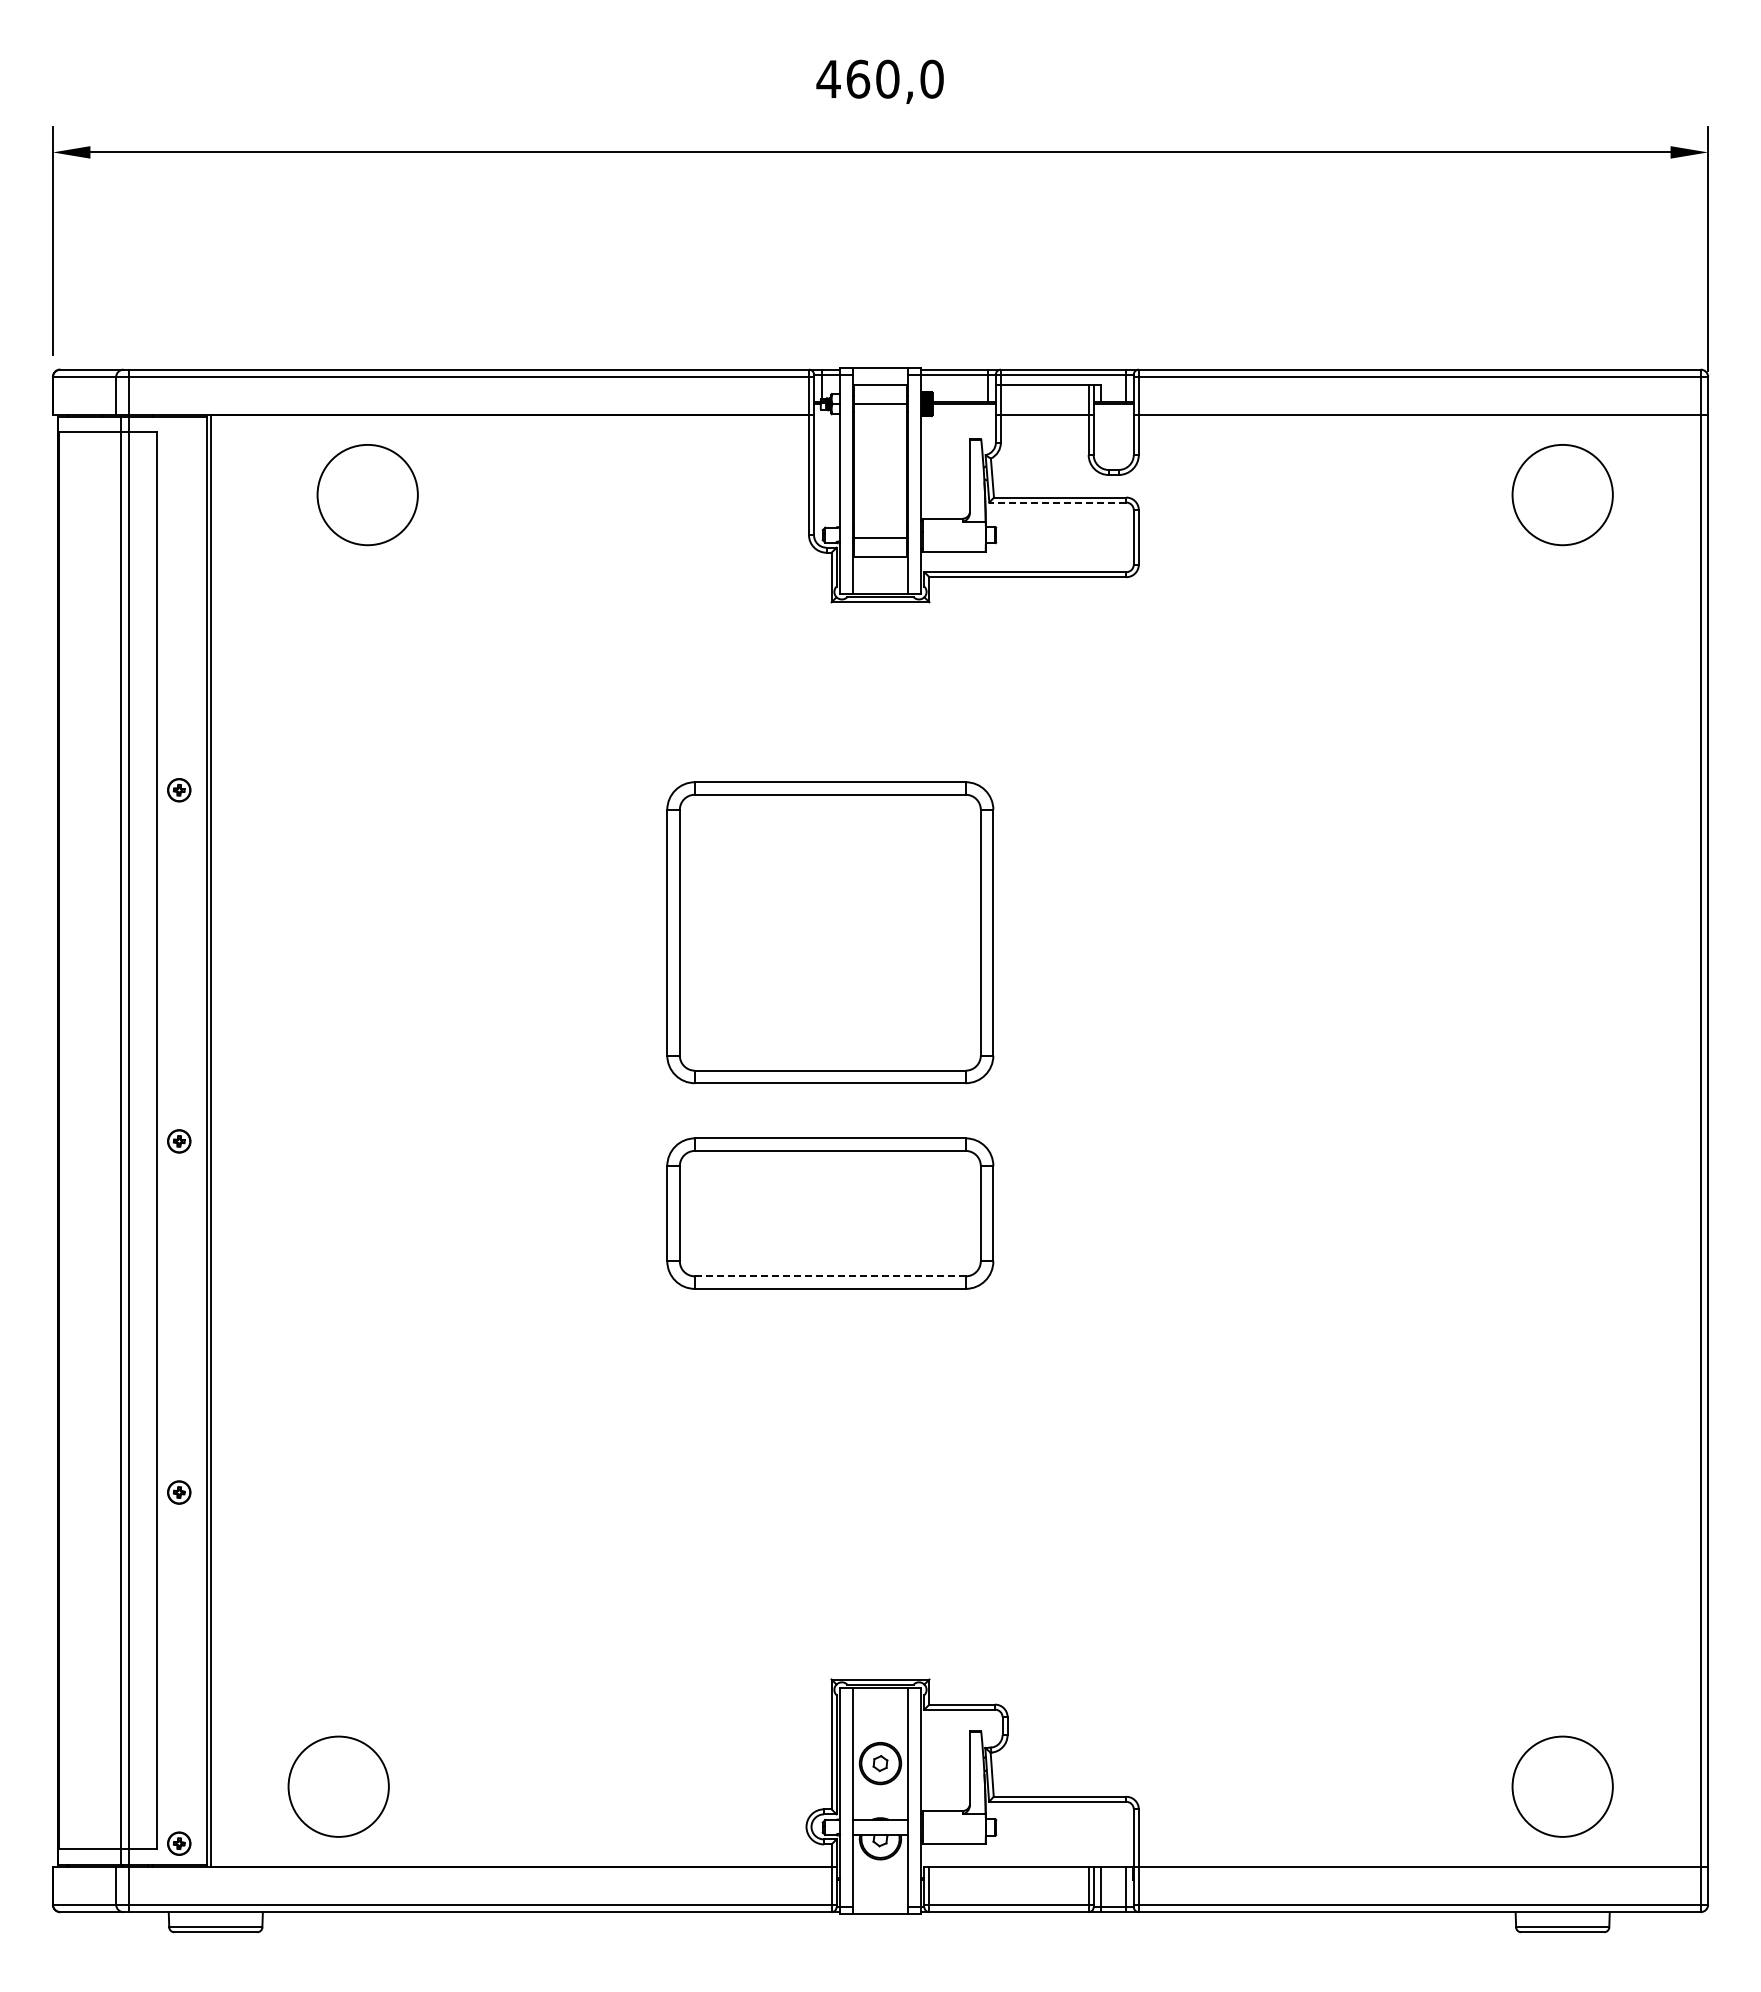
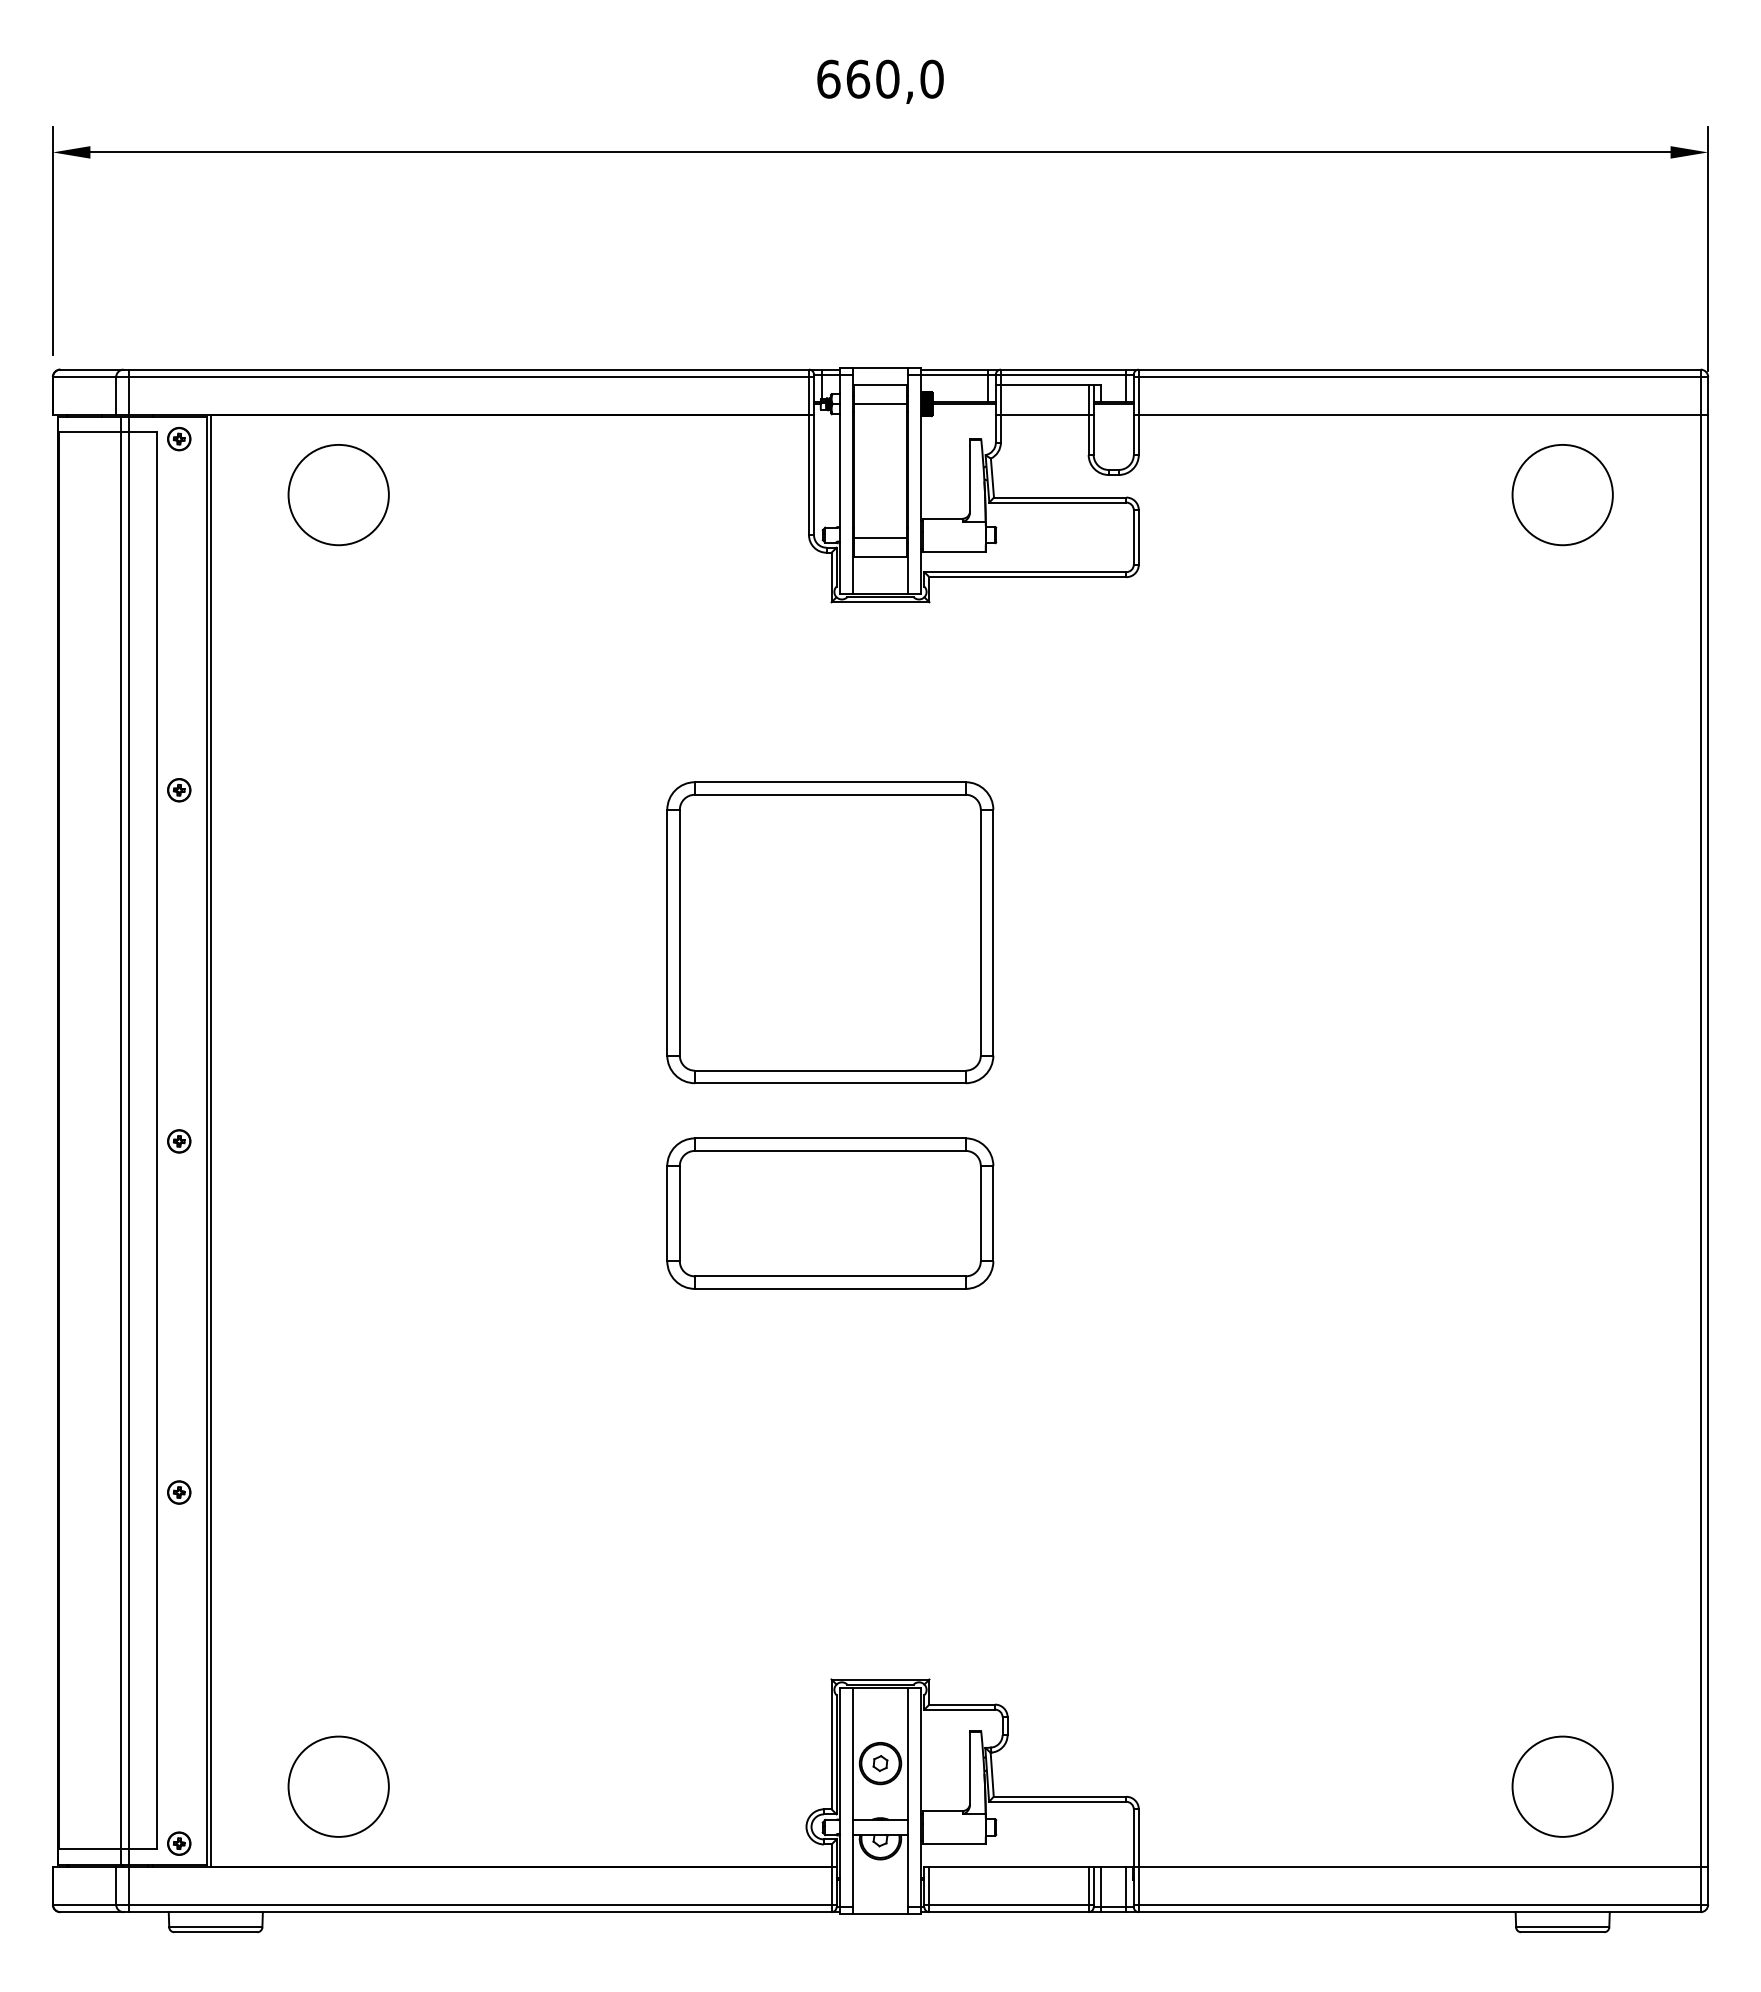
text: 460,0 -> 660,0 (828, 78)
part: none -> present (179, 439)
circle position: (367, 495) -> (338, 495) (338, 495)
line: dashed -> solid (1057, 502)
line: dashed -> solid (830, 1276)
